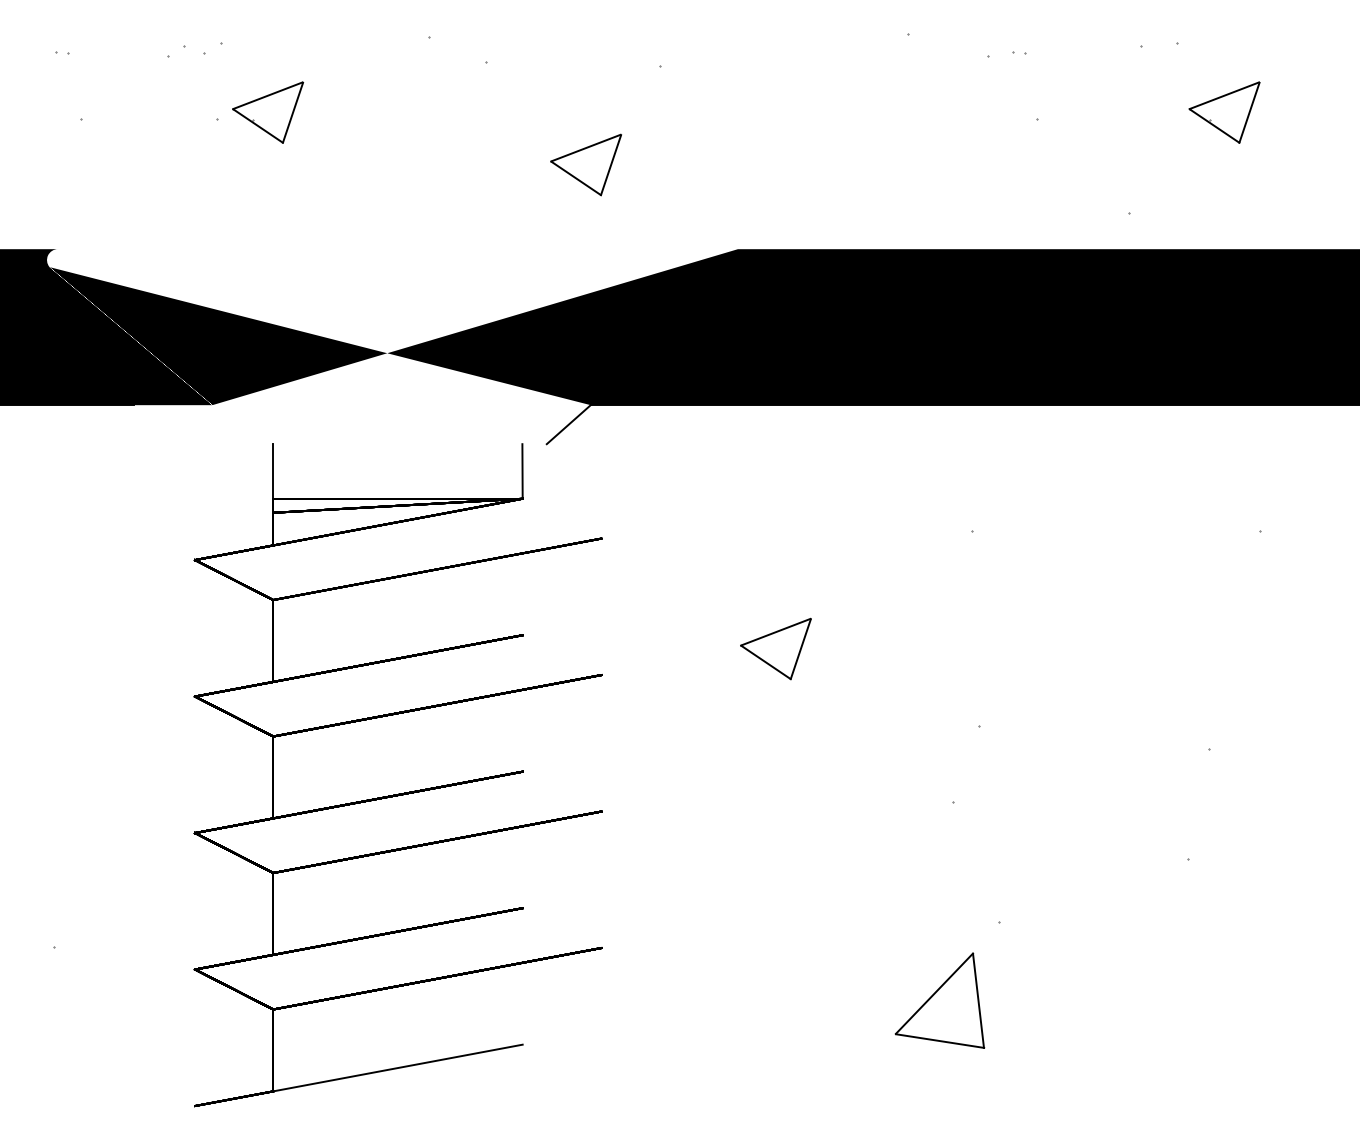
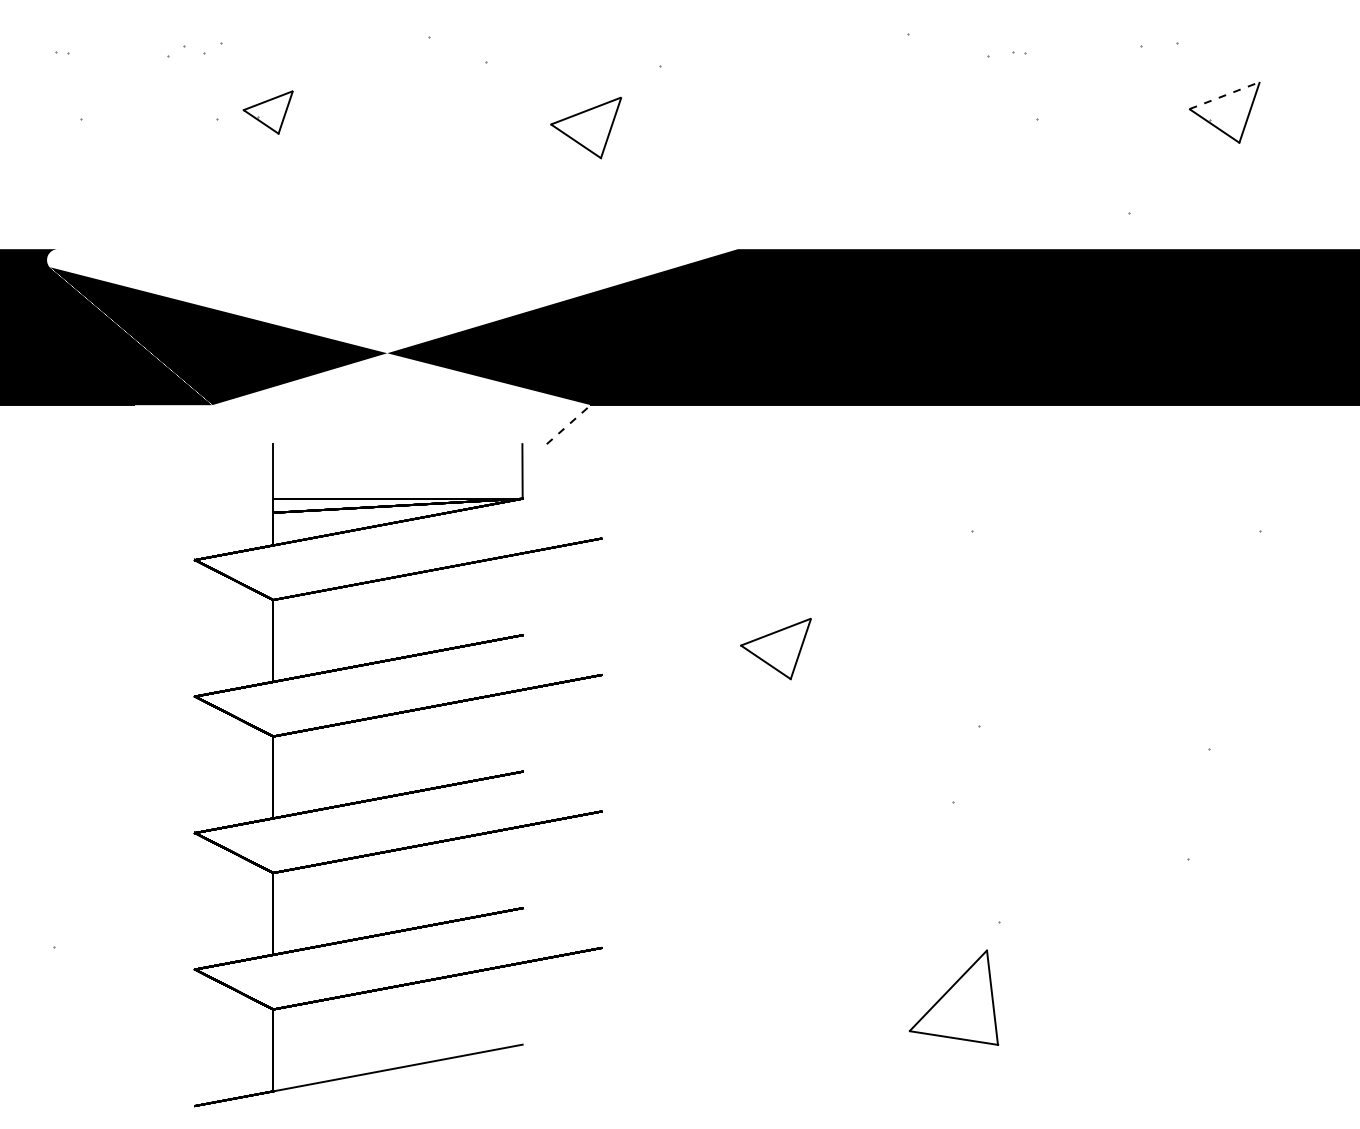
line: solid -> dashed (1224, 95)
part size: 73x63 px -> 52x45 px (267, 112)
part position: (586, 164) -> (586, 127) (586, 127)
line: solid -> dashed (569, 424)
part position: (939, 1000) -> (953, 997) (953, 997)
